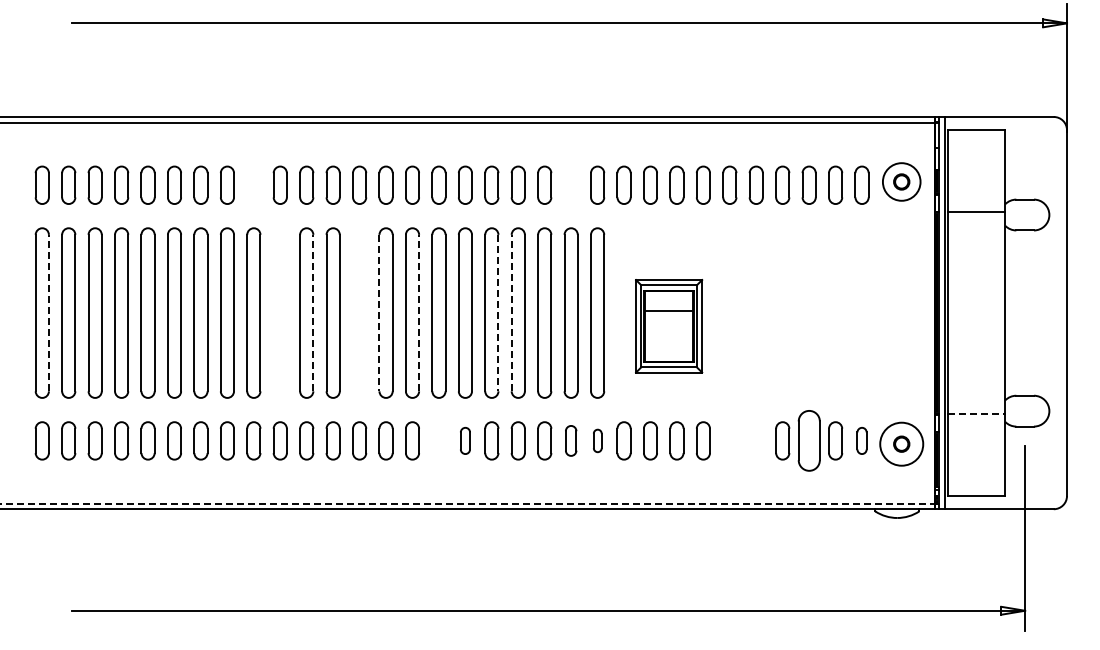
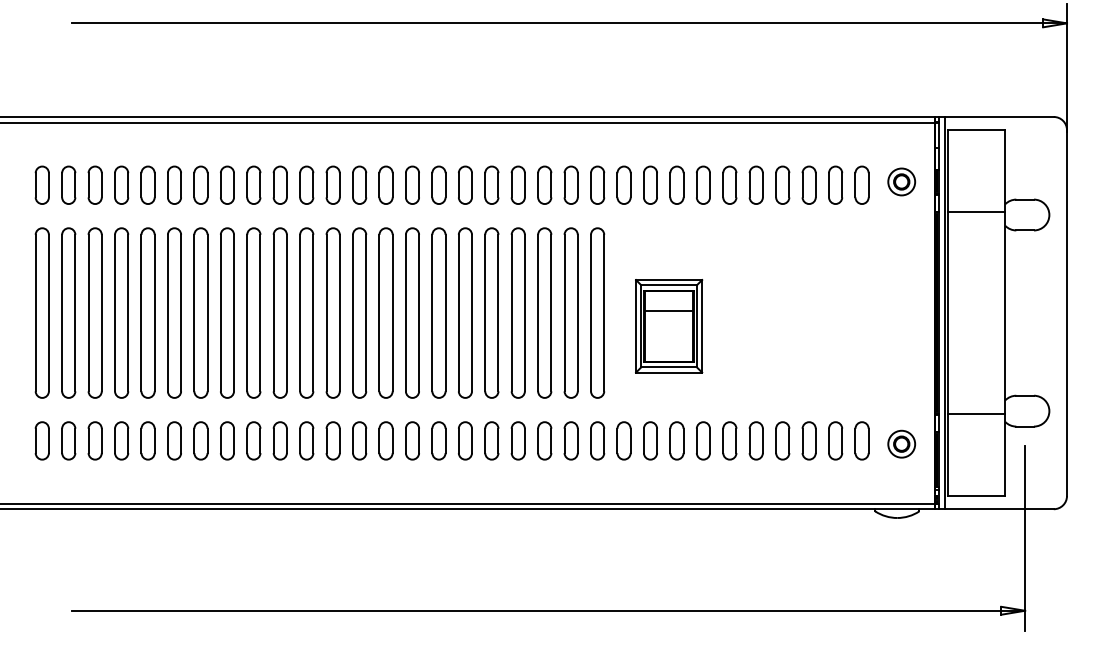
circle diameter: 38 px -> 27 px (901, 181)
part: none -> present (253, 184)
part: none -> present (570, 184)
line: dashed -> solid (48, 312)
part: none -> present (279, 312)
line: dashed -> solid (313, 312)
part: none -> present (359, 312)
line: dashed -> solid (419, 312)
line: dashed -> solid (511, 312)
line: dashed -> solid (379, 313)
line: dashed -> solid (498, 313)
line: dashed -> solid (976, 414)
part: none -> present (438, 440)
part size: 11x28 px -> 15x40 px (465, 440)
part size: 13x32 px -> 16x40 px (570, 440)
part size: 10x26 px -> 16x40 px (597, 440)
part: none -> present (729, 440)
part: none -> present (755, 440)
part size: 24x62 px -> 16x40 px (808, 440)
part size: 12x28 px -> 16x40 px (861, 440)
circle diameter: 43 px -> 27 px (901, 443)
line: dashed -> solid (467, 503)
